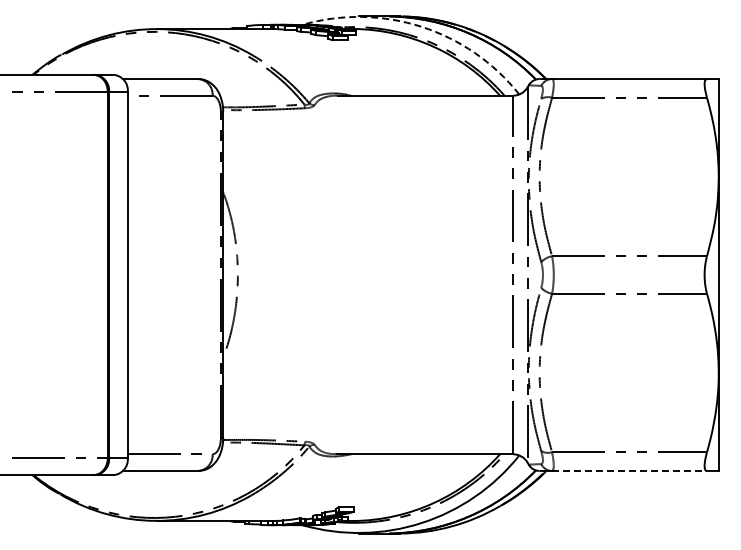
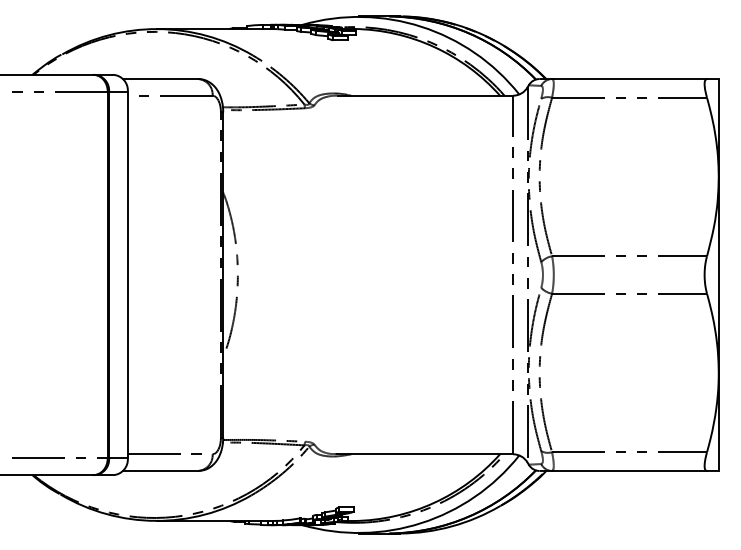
arc: dashed -> solid (421, 26)
line: dashed -> solid (630, 470)
